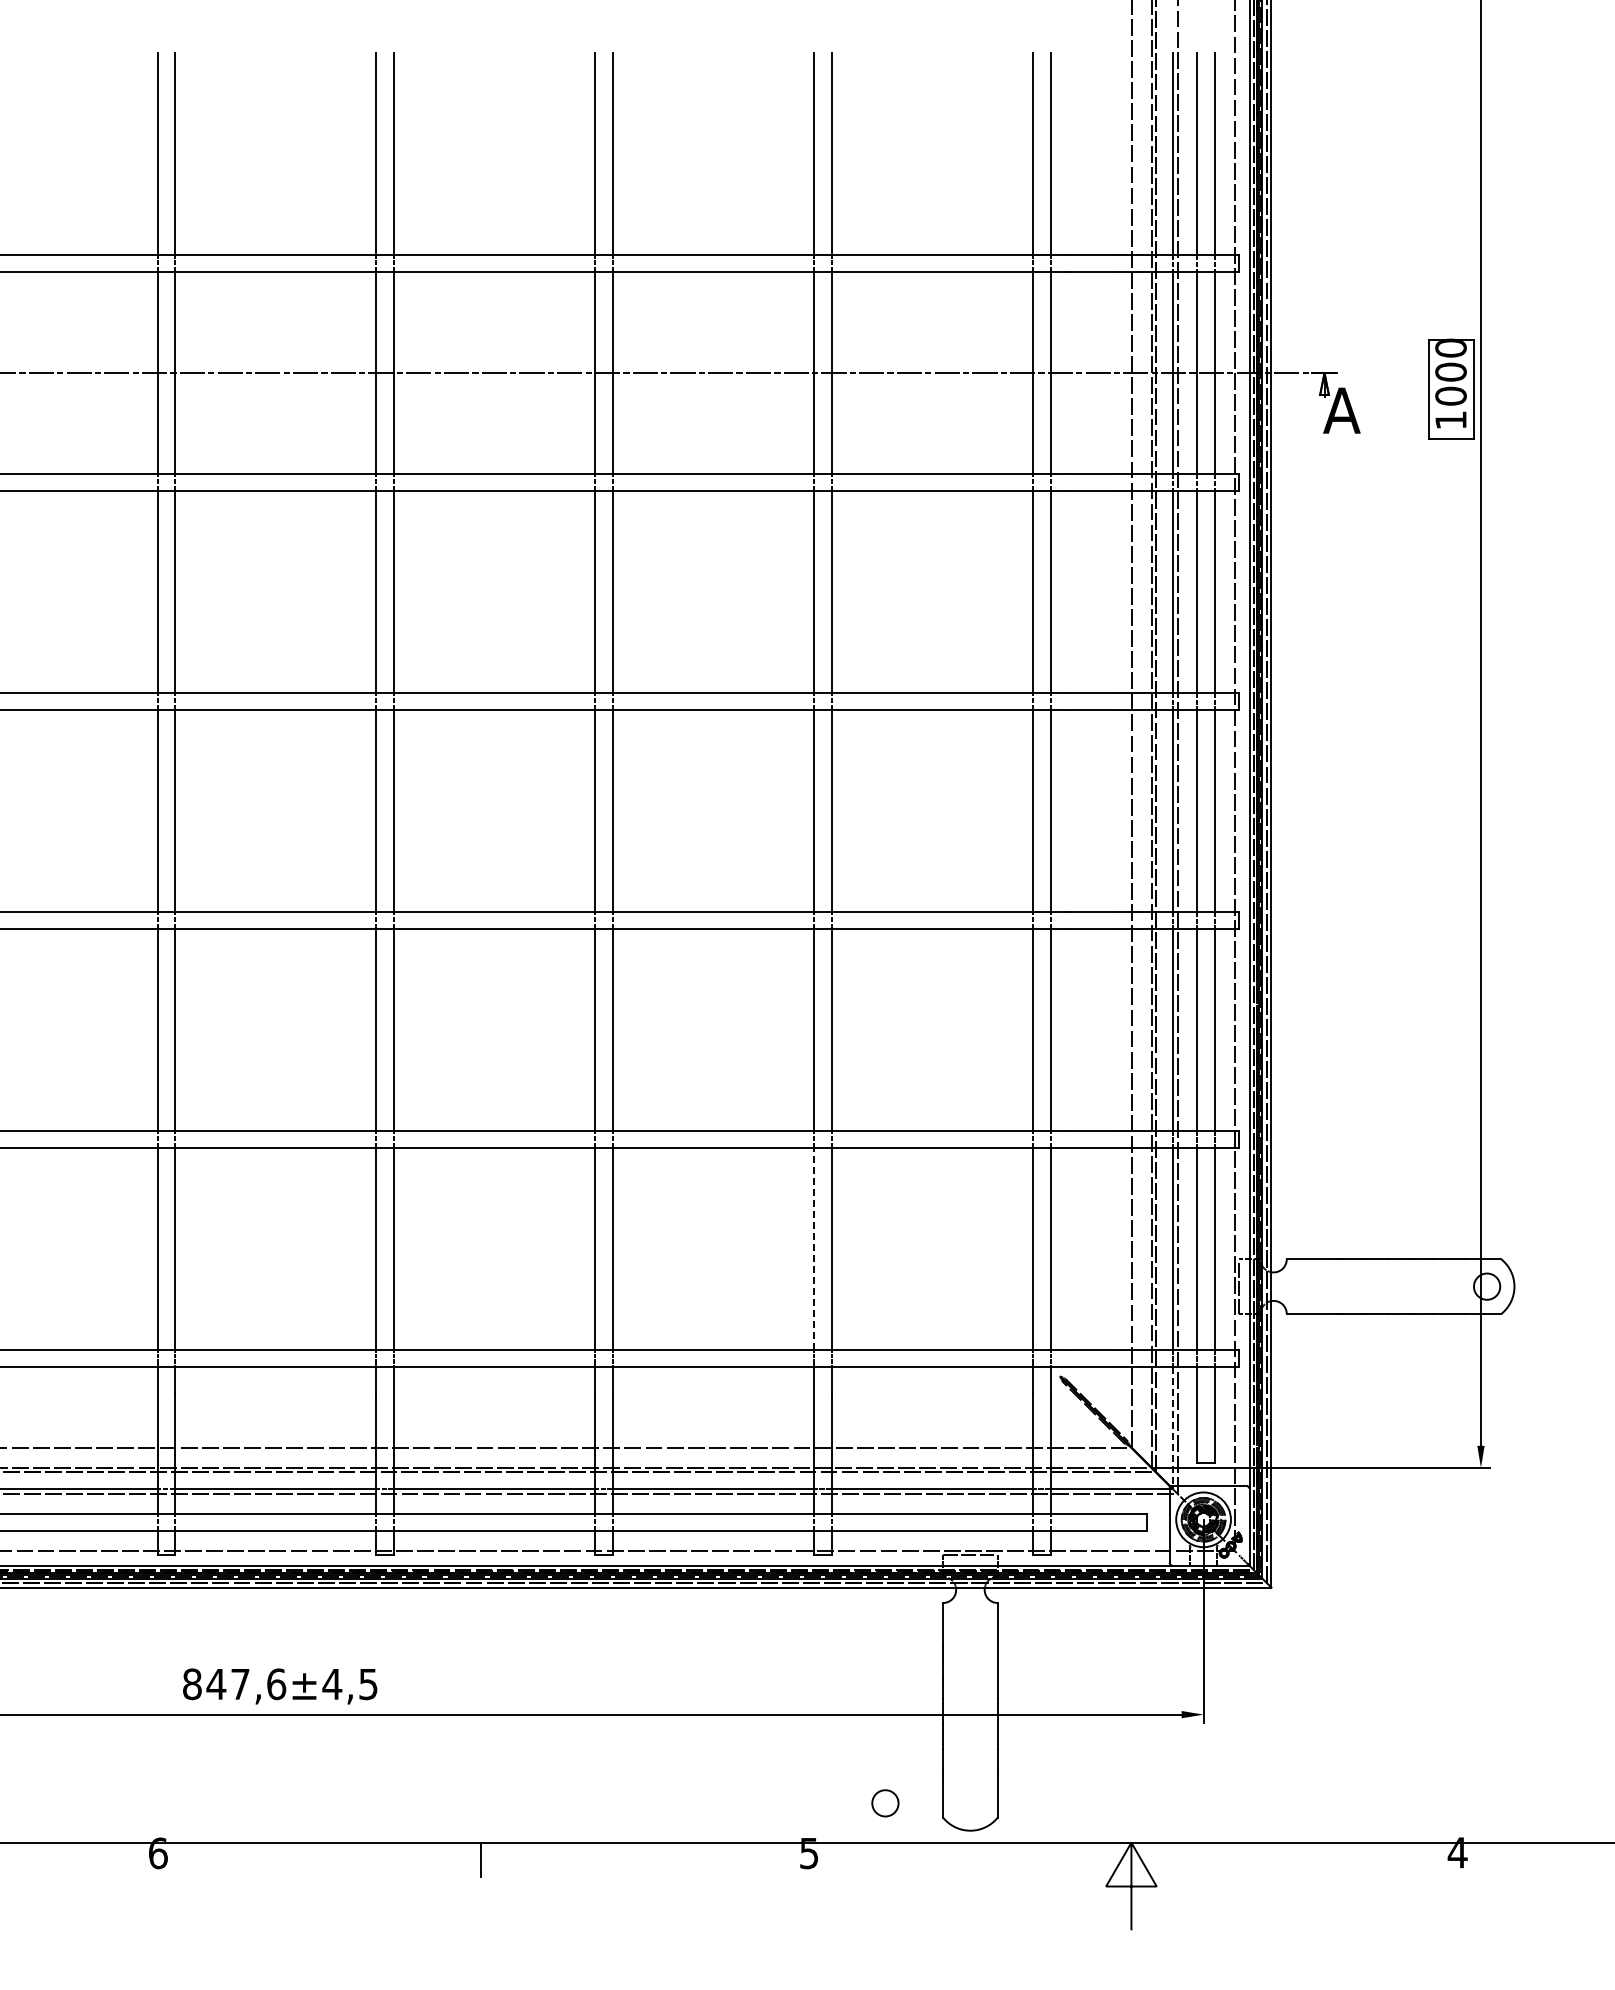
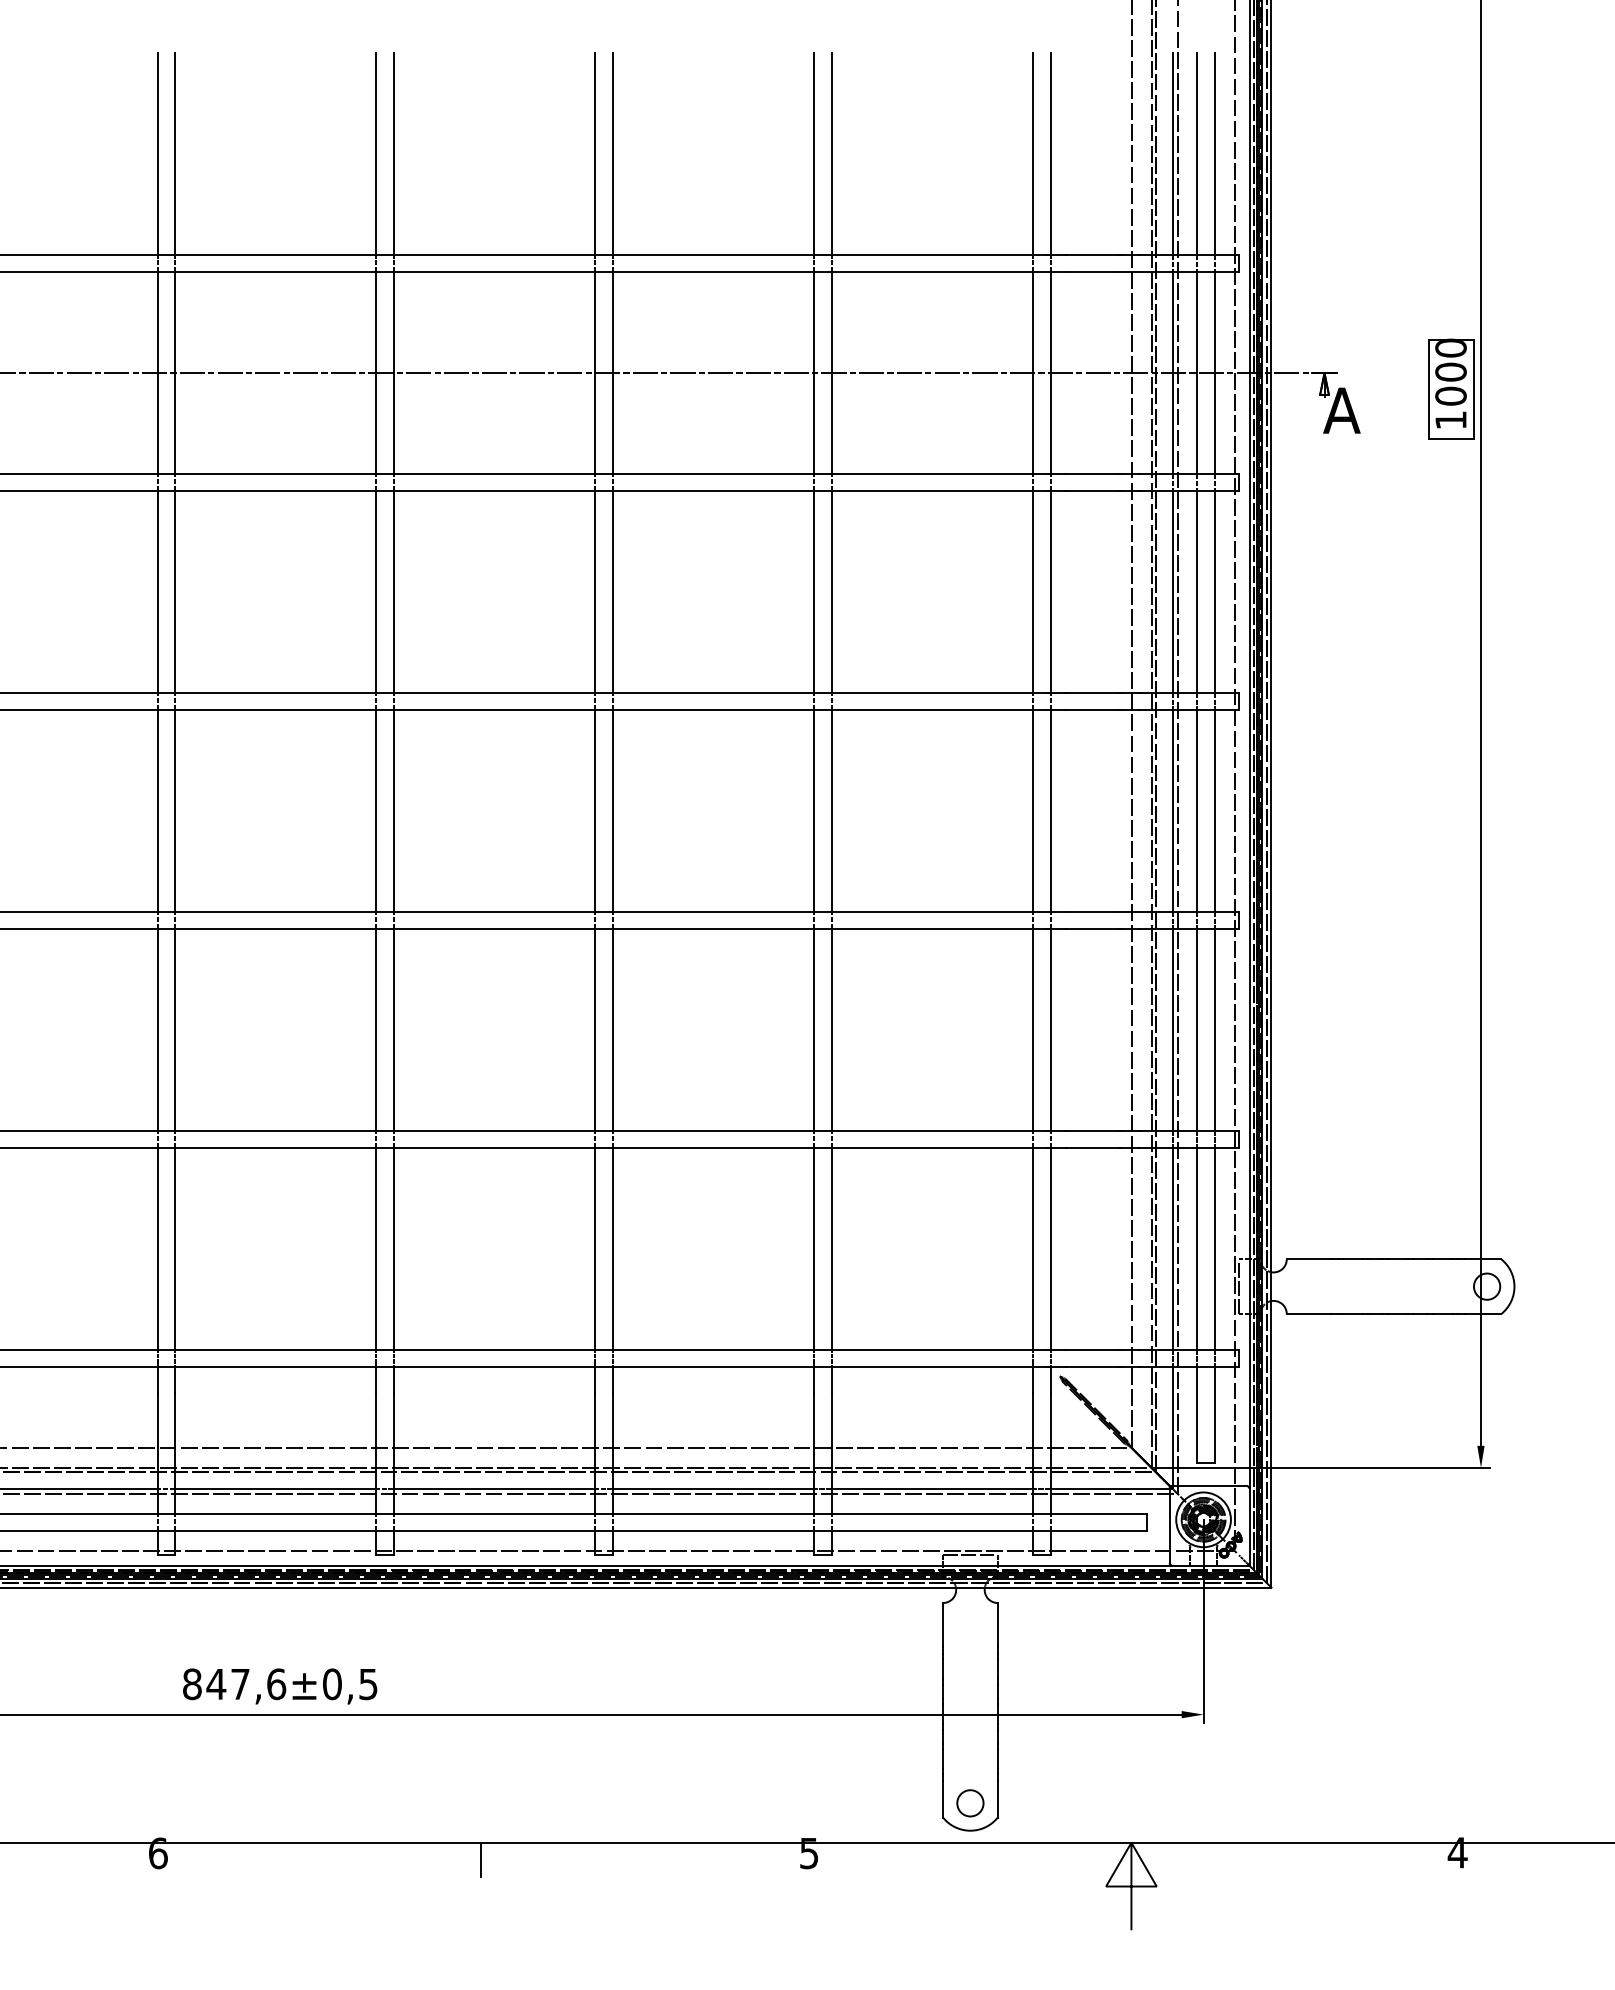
line: dashed -> solid (814, 1248)
line: dashed -> solid (1172, 1426)
text: ±4,5 -> ±0,5 (332, 1684)
circle position: (885, 1803) -> (970, 1803) (970, 1803)
